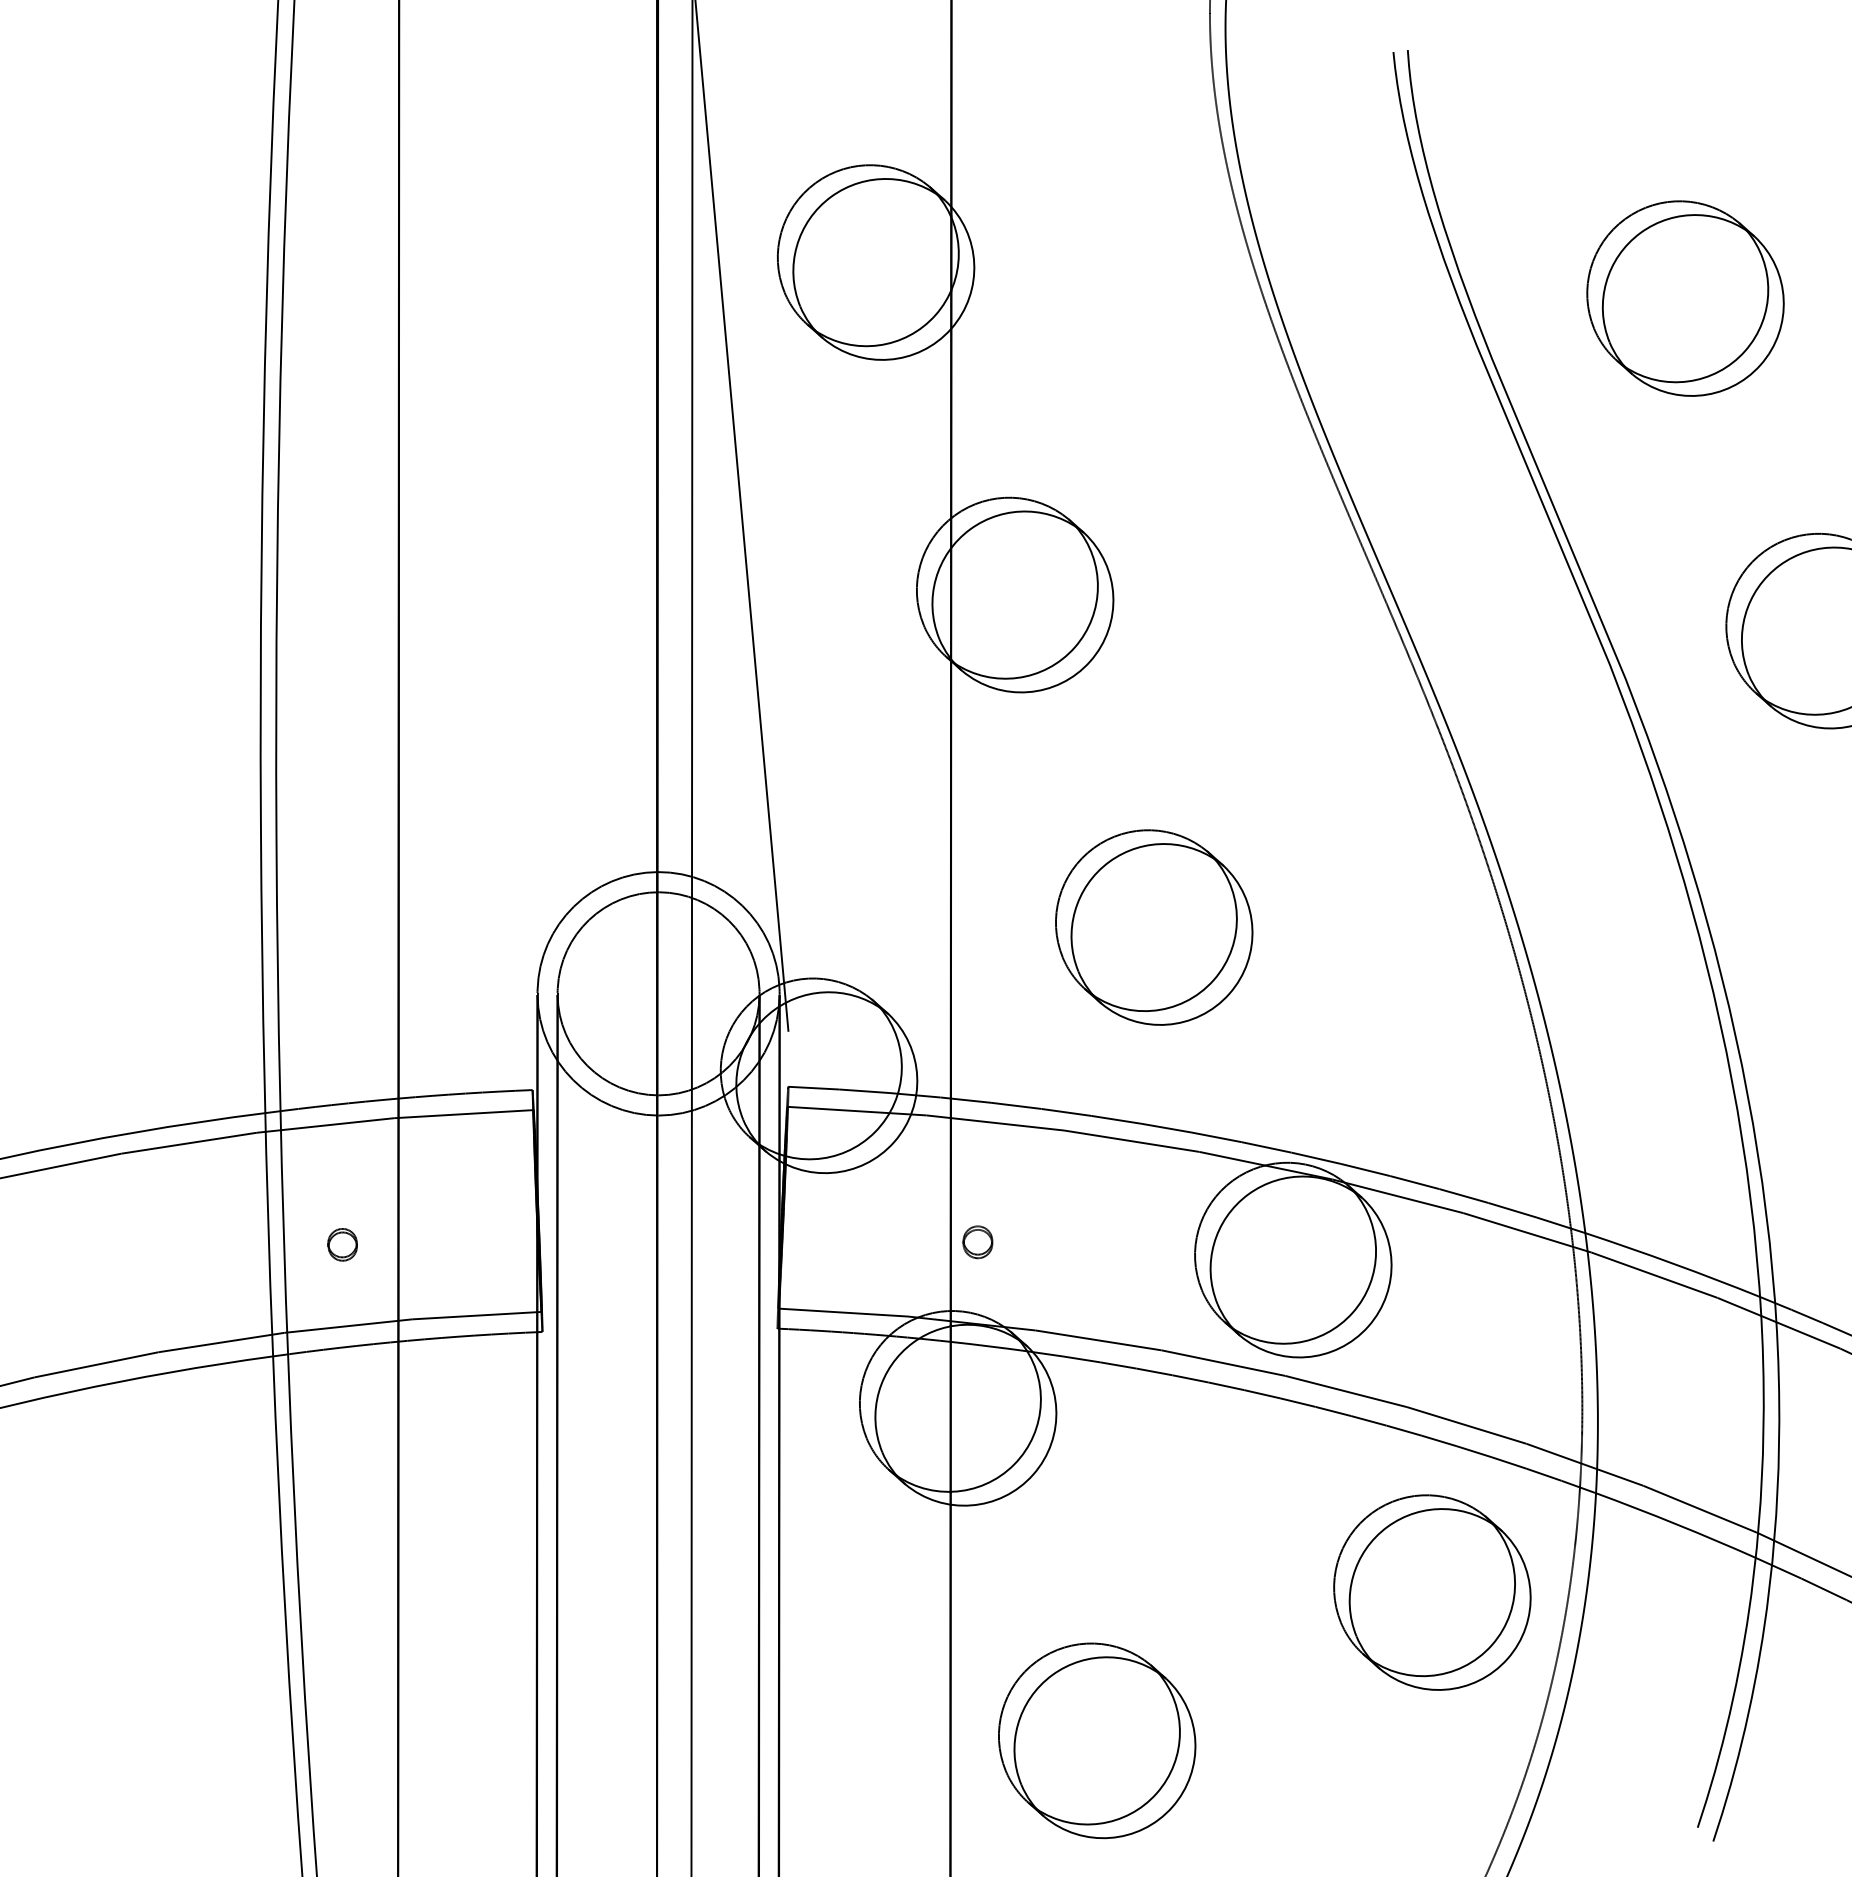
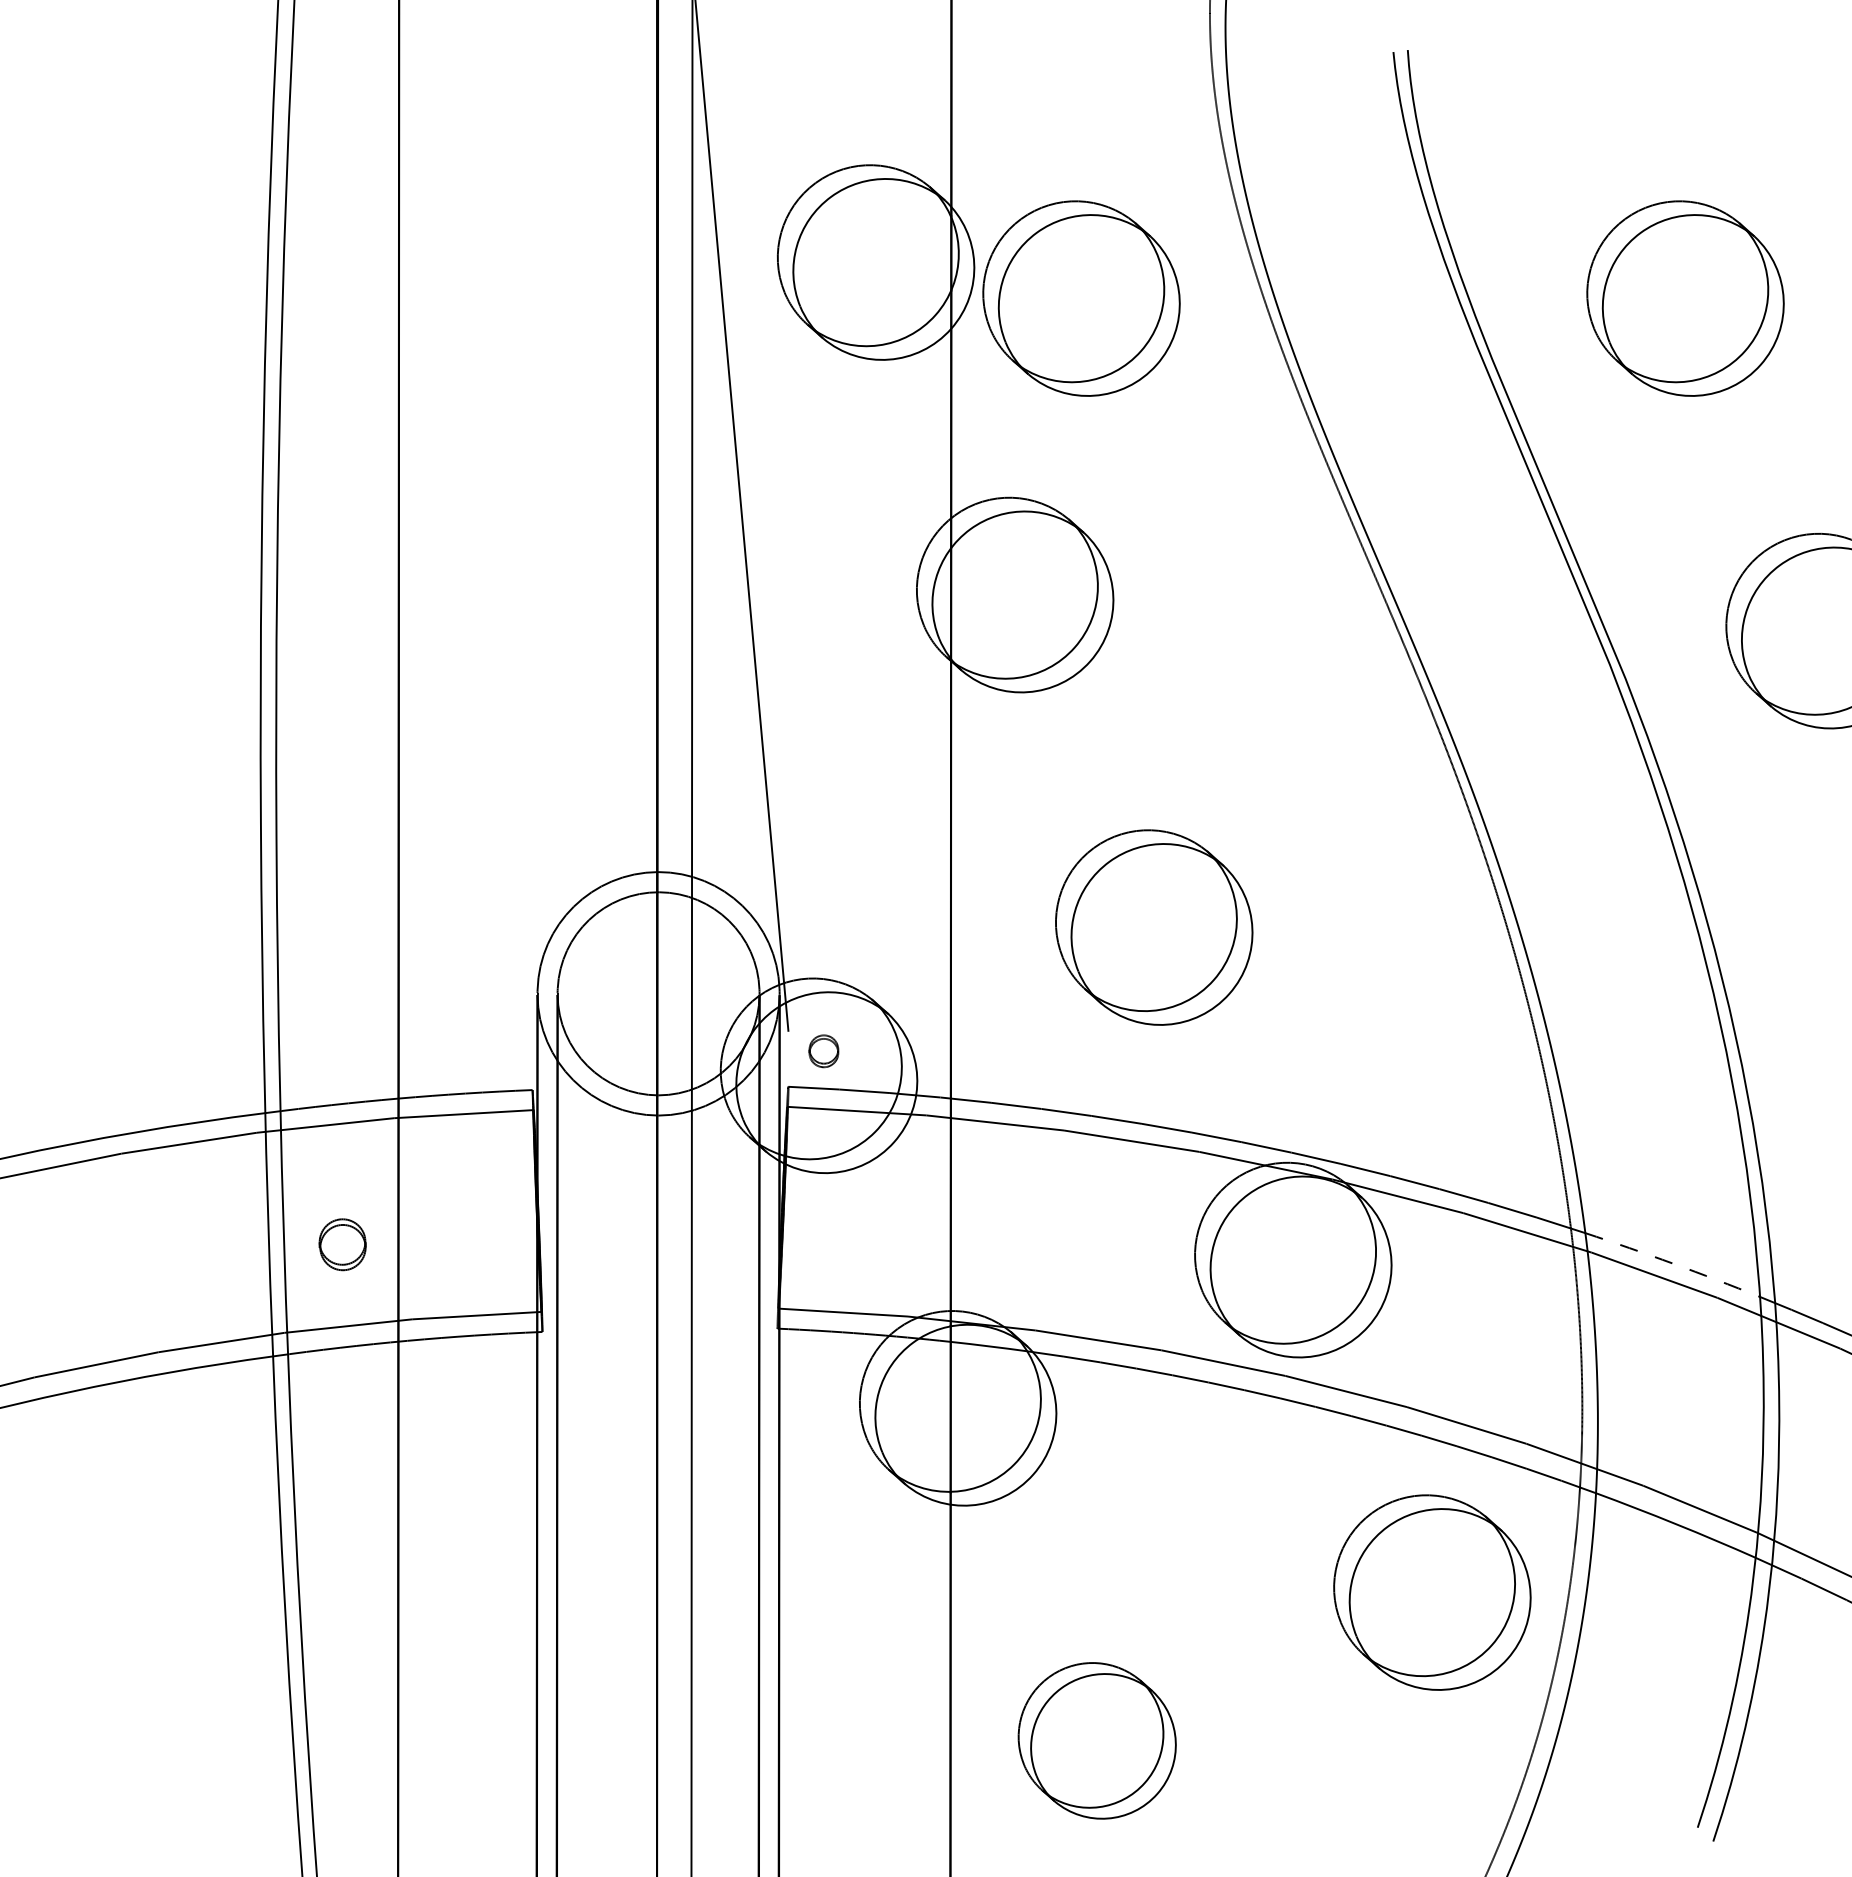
part: none -> present (1081, 298)
part position: (977, 1242) -> (823, 1051) (823, 1051)
part size: 31x34 px -> 49x54 px (342, 1244)
arc: solid -> dashed (1673, 1263)
part size: 199x198 px -> 160x158 px (1096, 1740)
